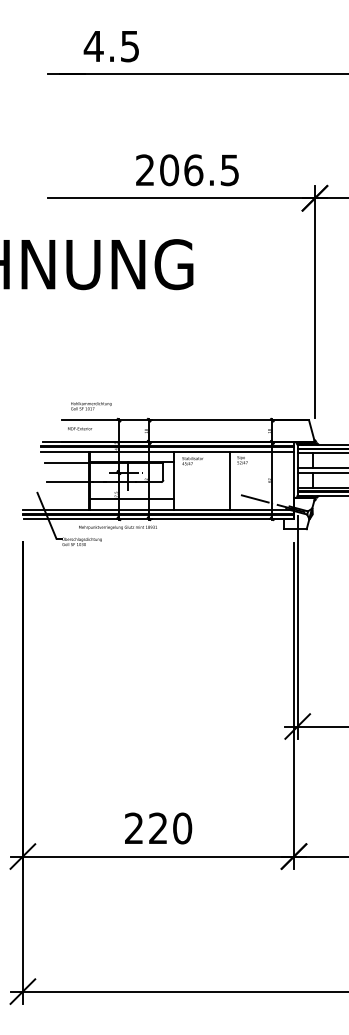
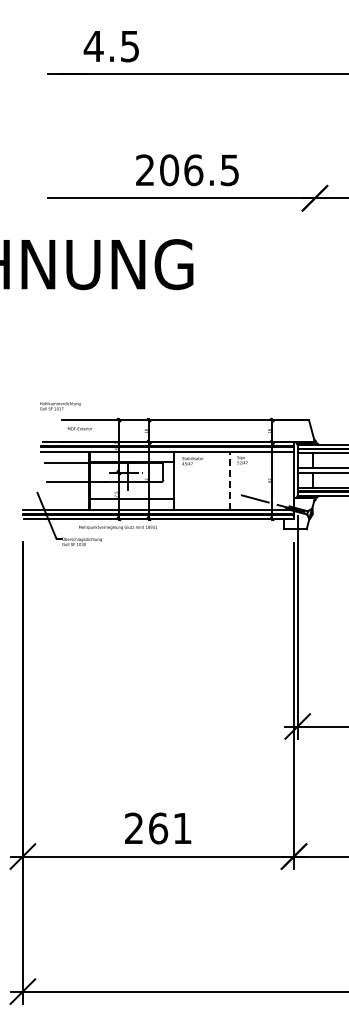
line: present -> none (314, 301)
text position: (91, 406) -> (60, 406) (60, 406)
line: solid -> dashed (229, 480)
text: 220 -> 261 (170, 828)
